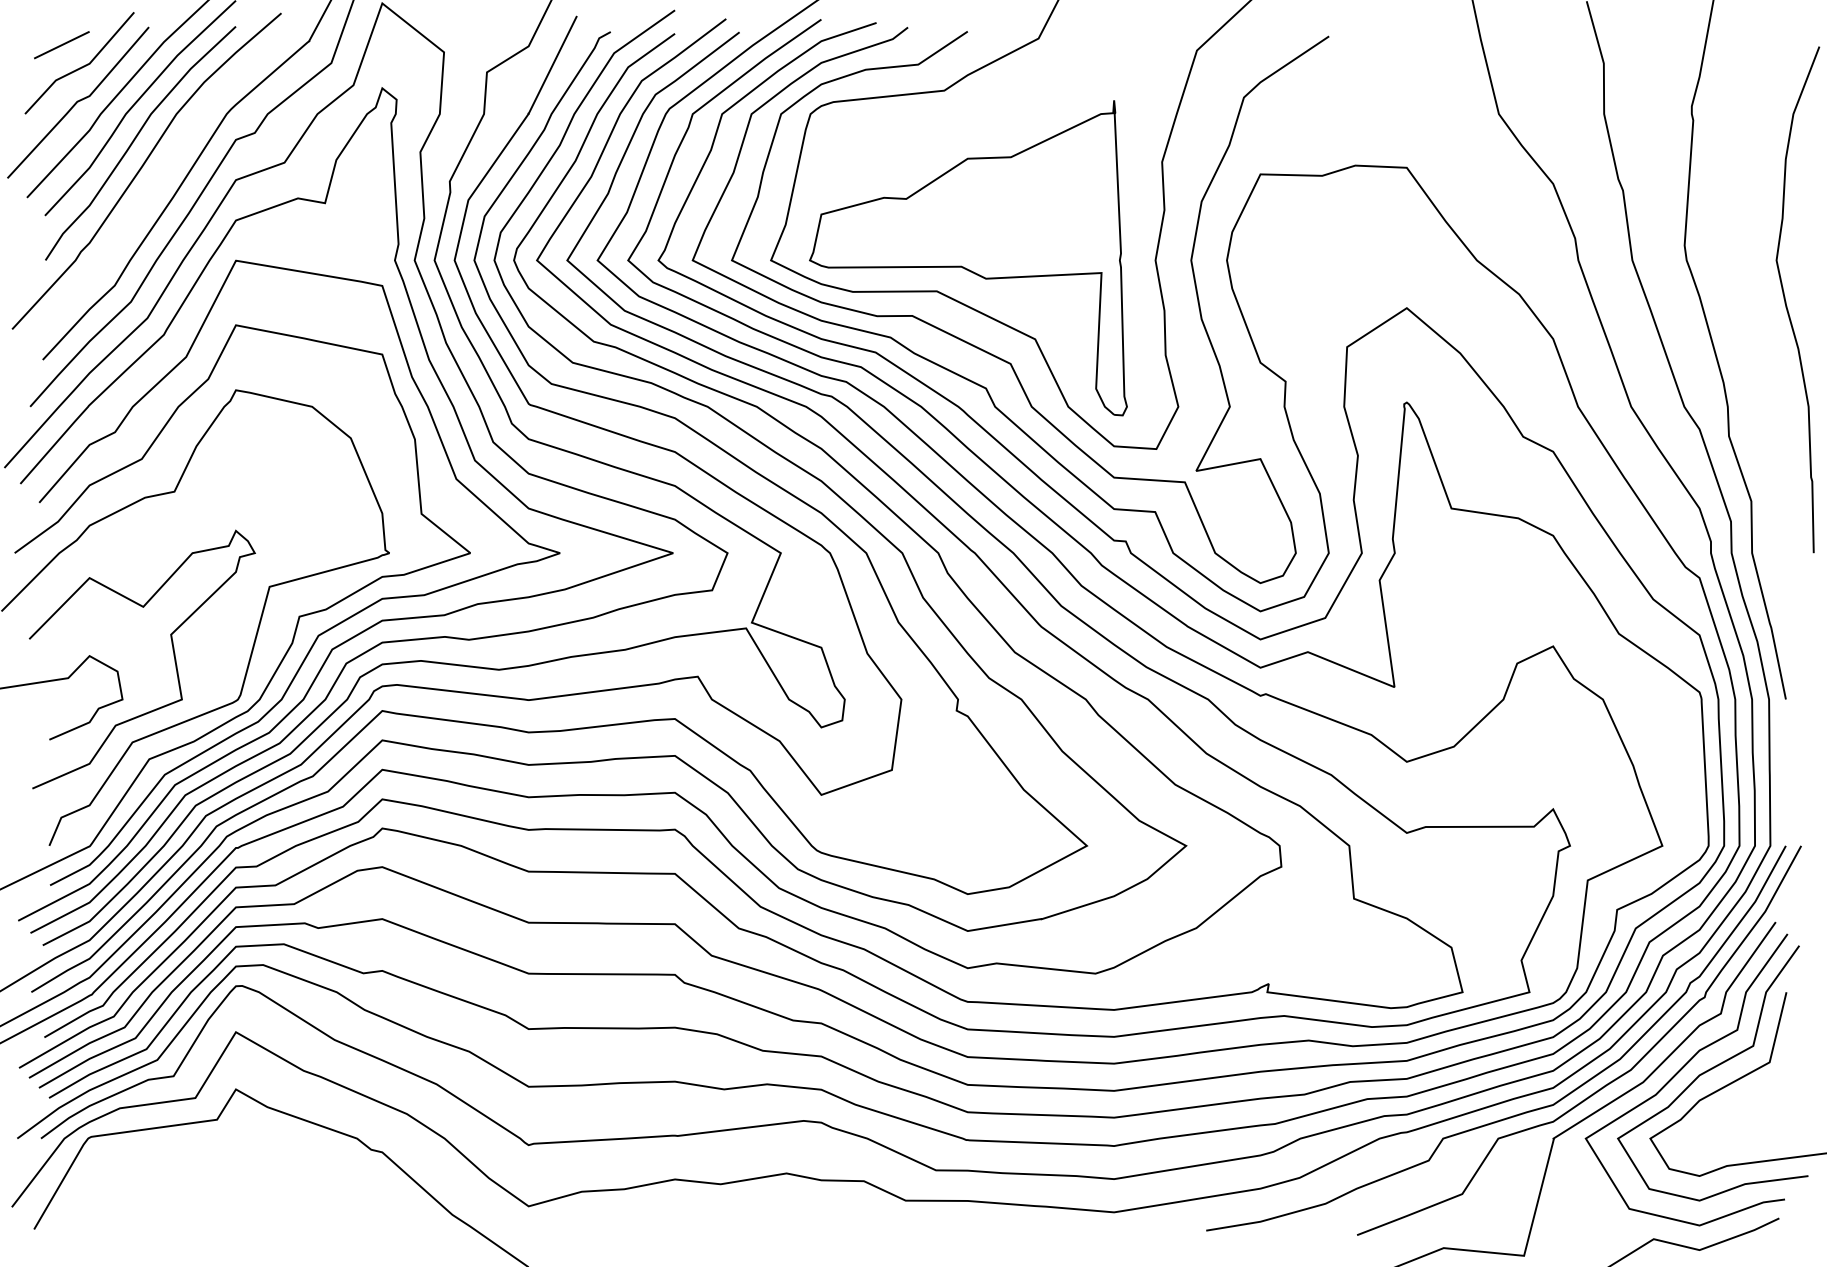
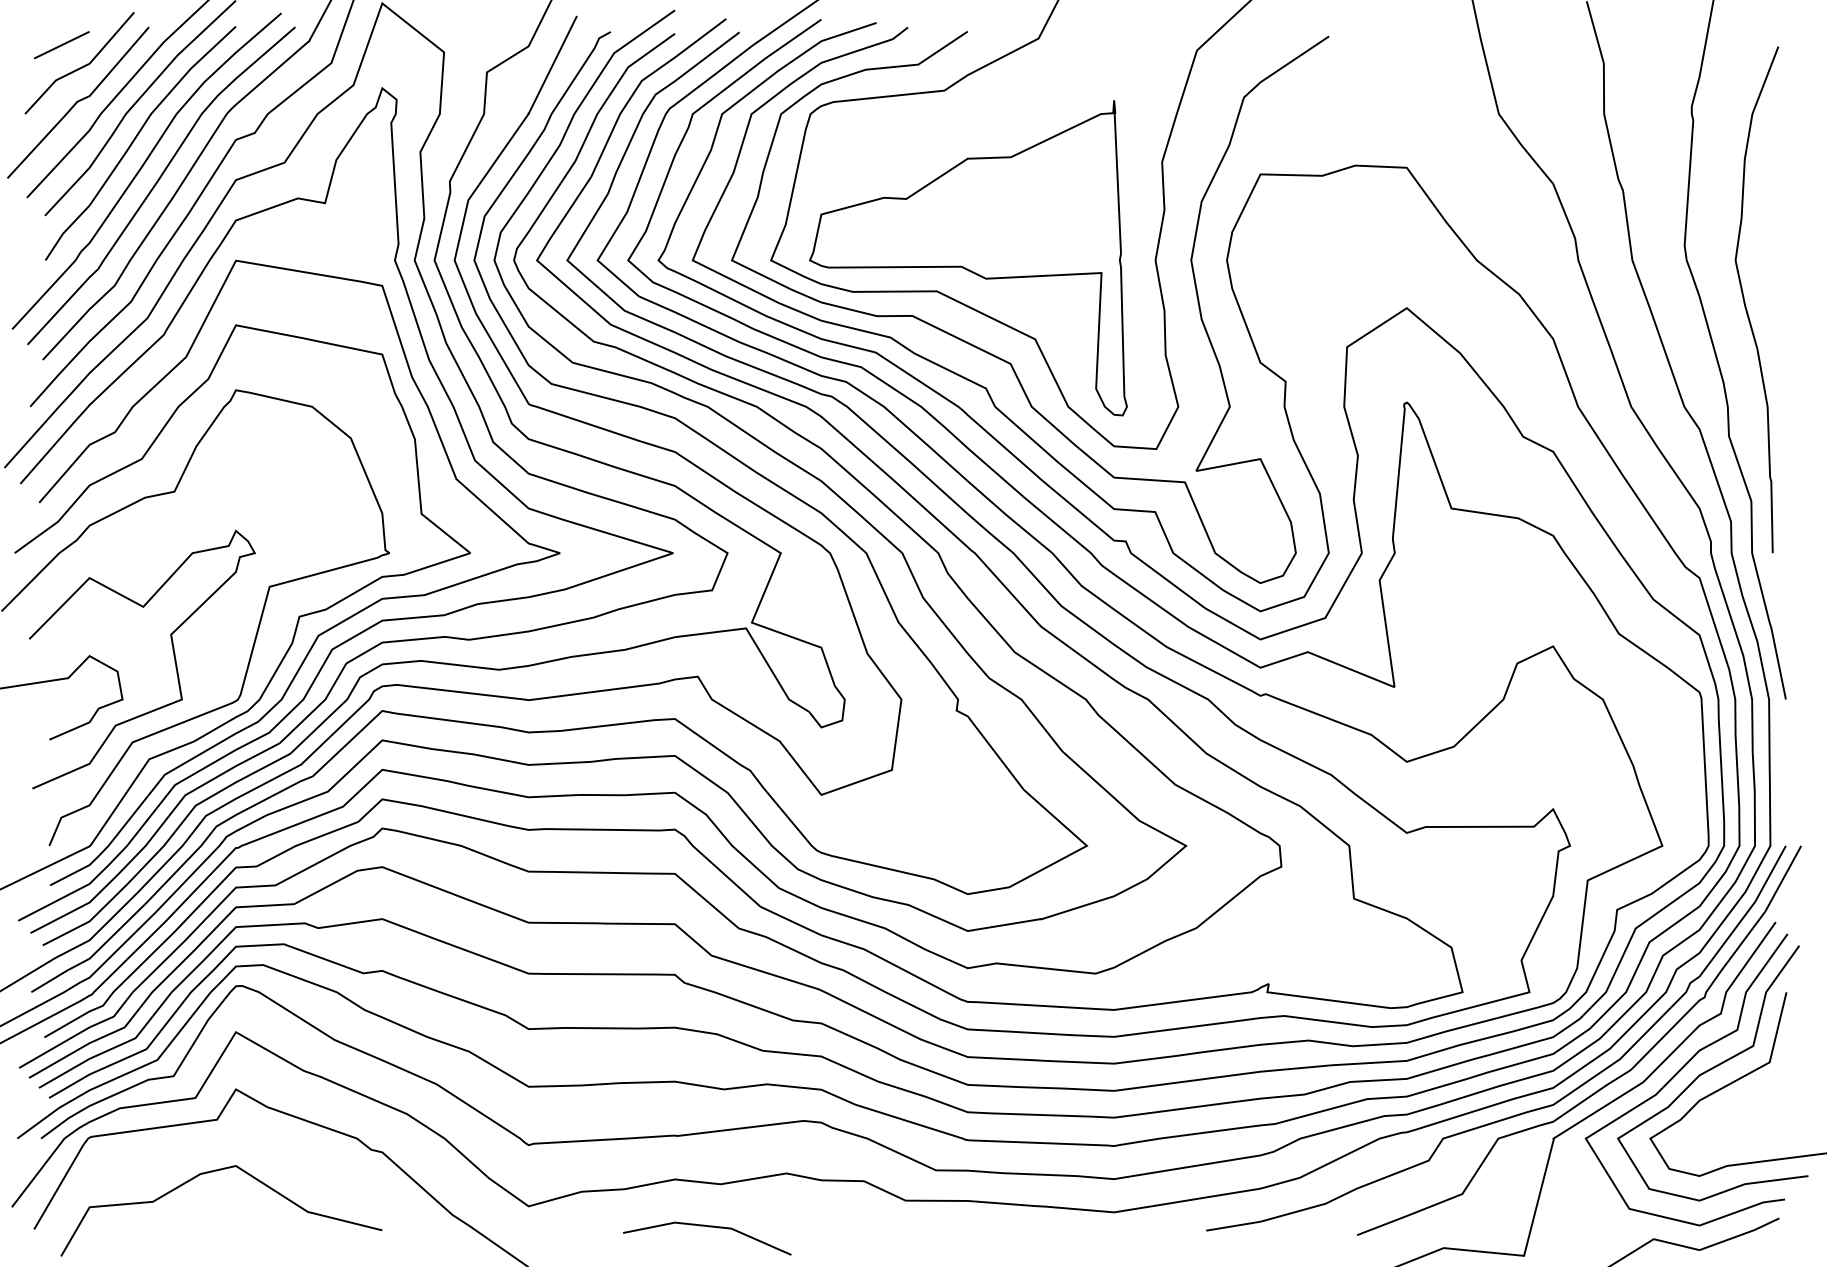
curve: none -> present (158, 182)
curve position: (1786, 301) -> (1745, 301) (1745, 301)
curve: none -> present (212, 1172)
line: none -> present (708, 1227)
